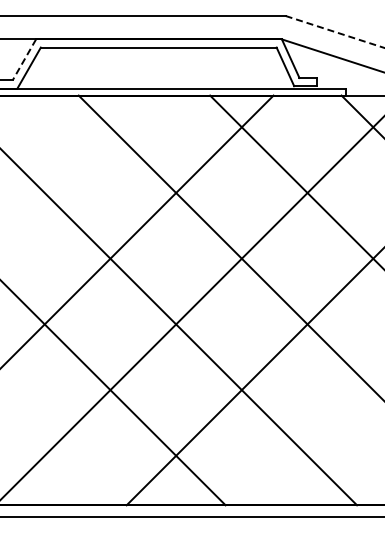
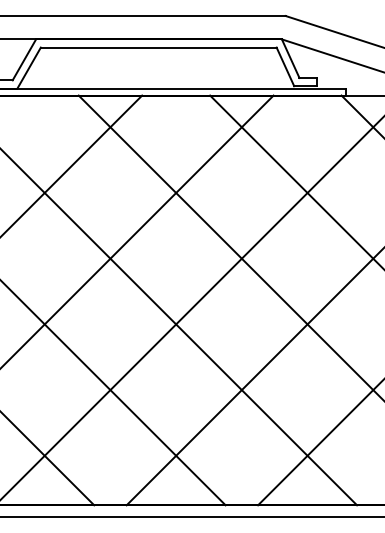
line: dashed -> solid (334, 31)
line: dashed -> solid (24, 59)
line: none -> present (72, 165)
line: none -> present (319, 443)
line: none -> present (48, 459)
